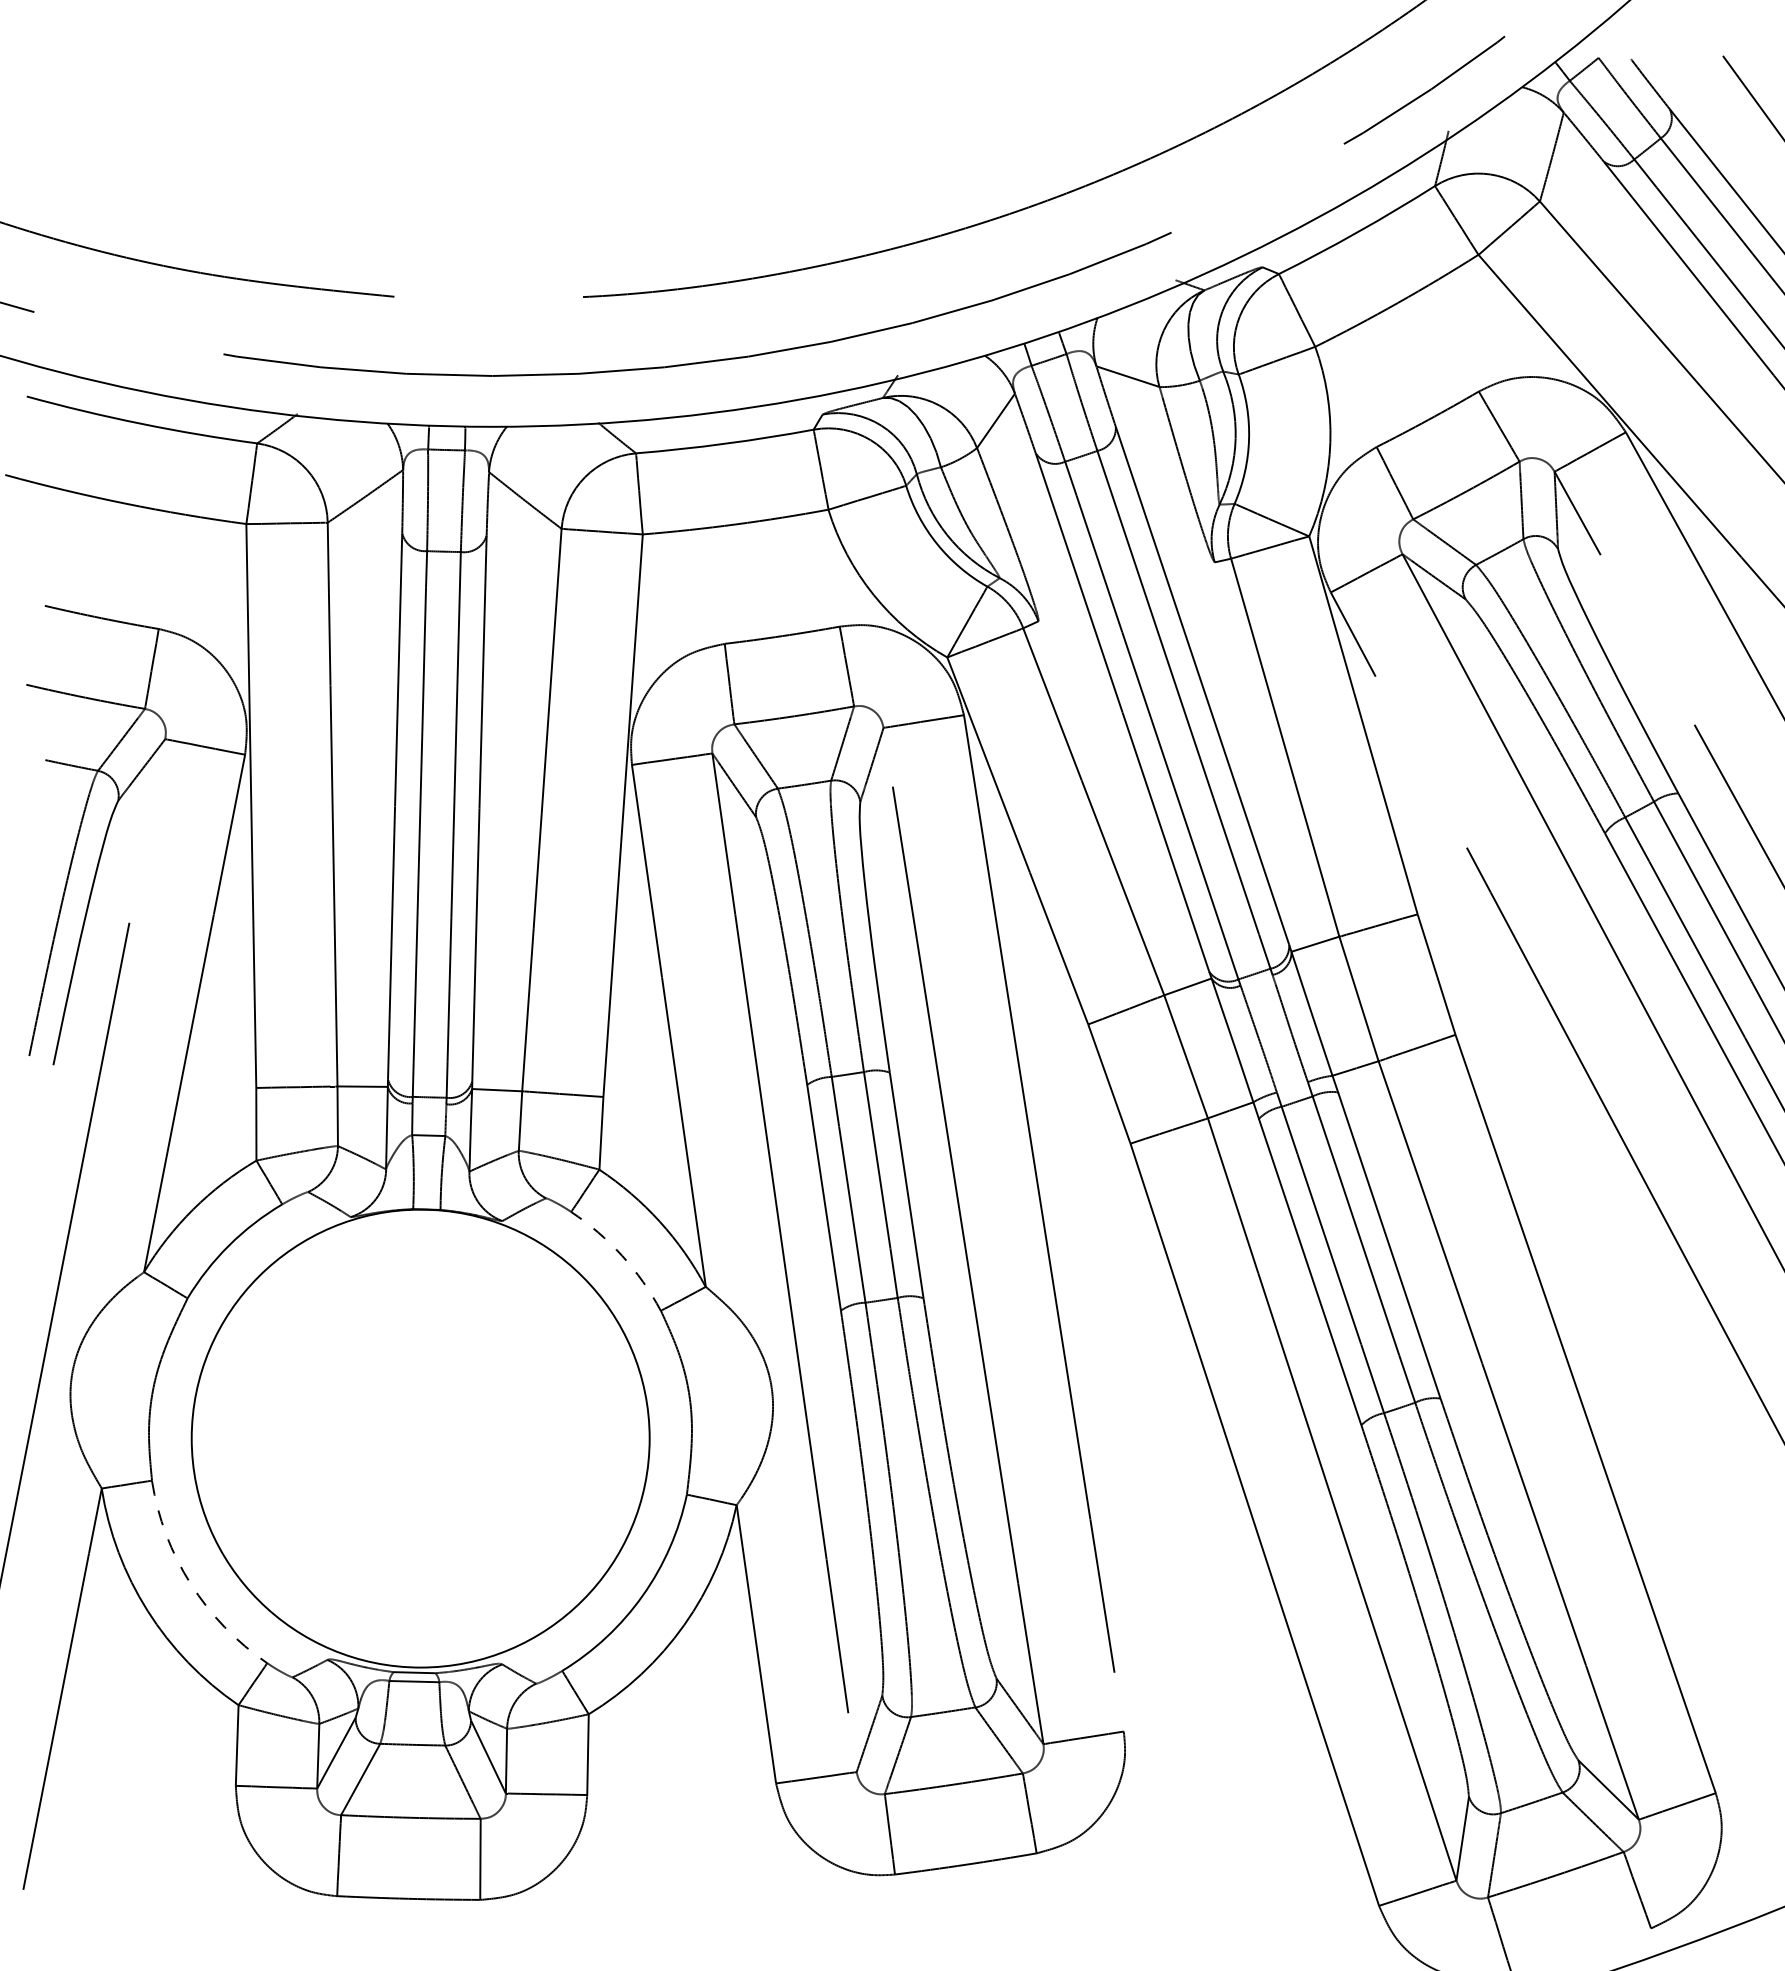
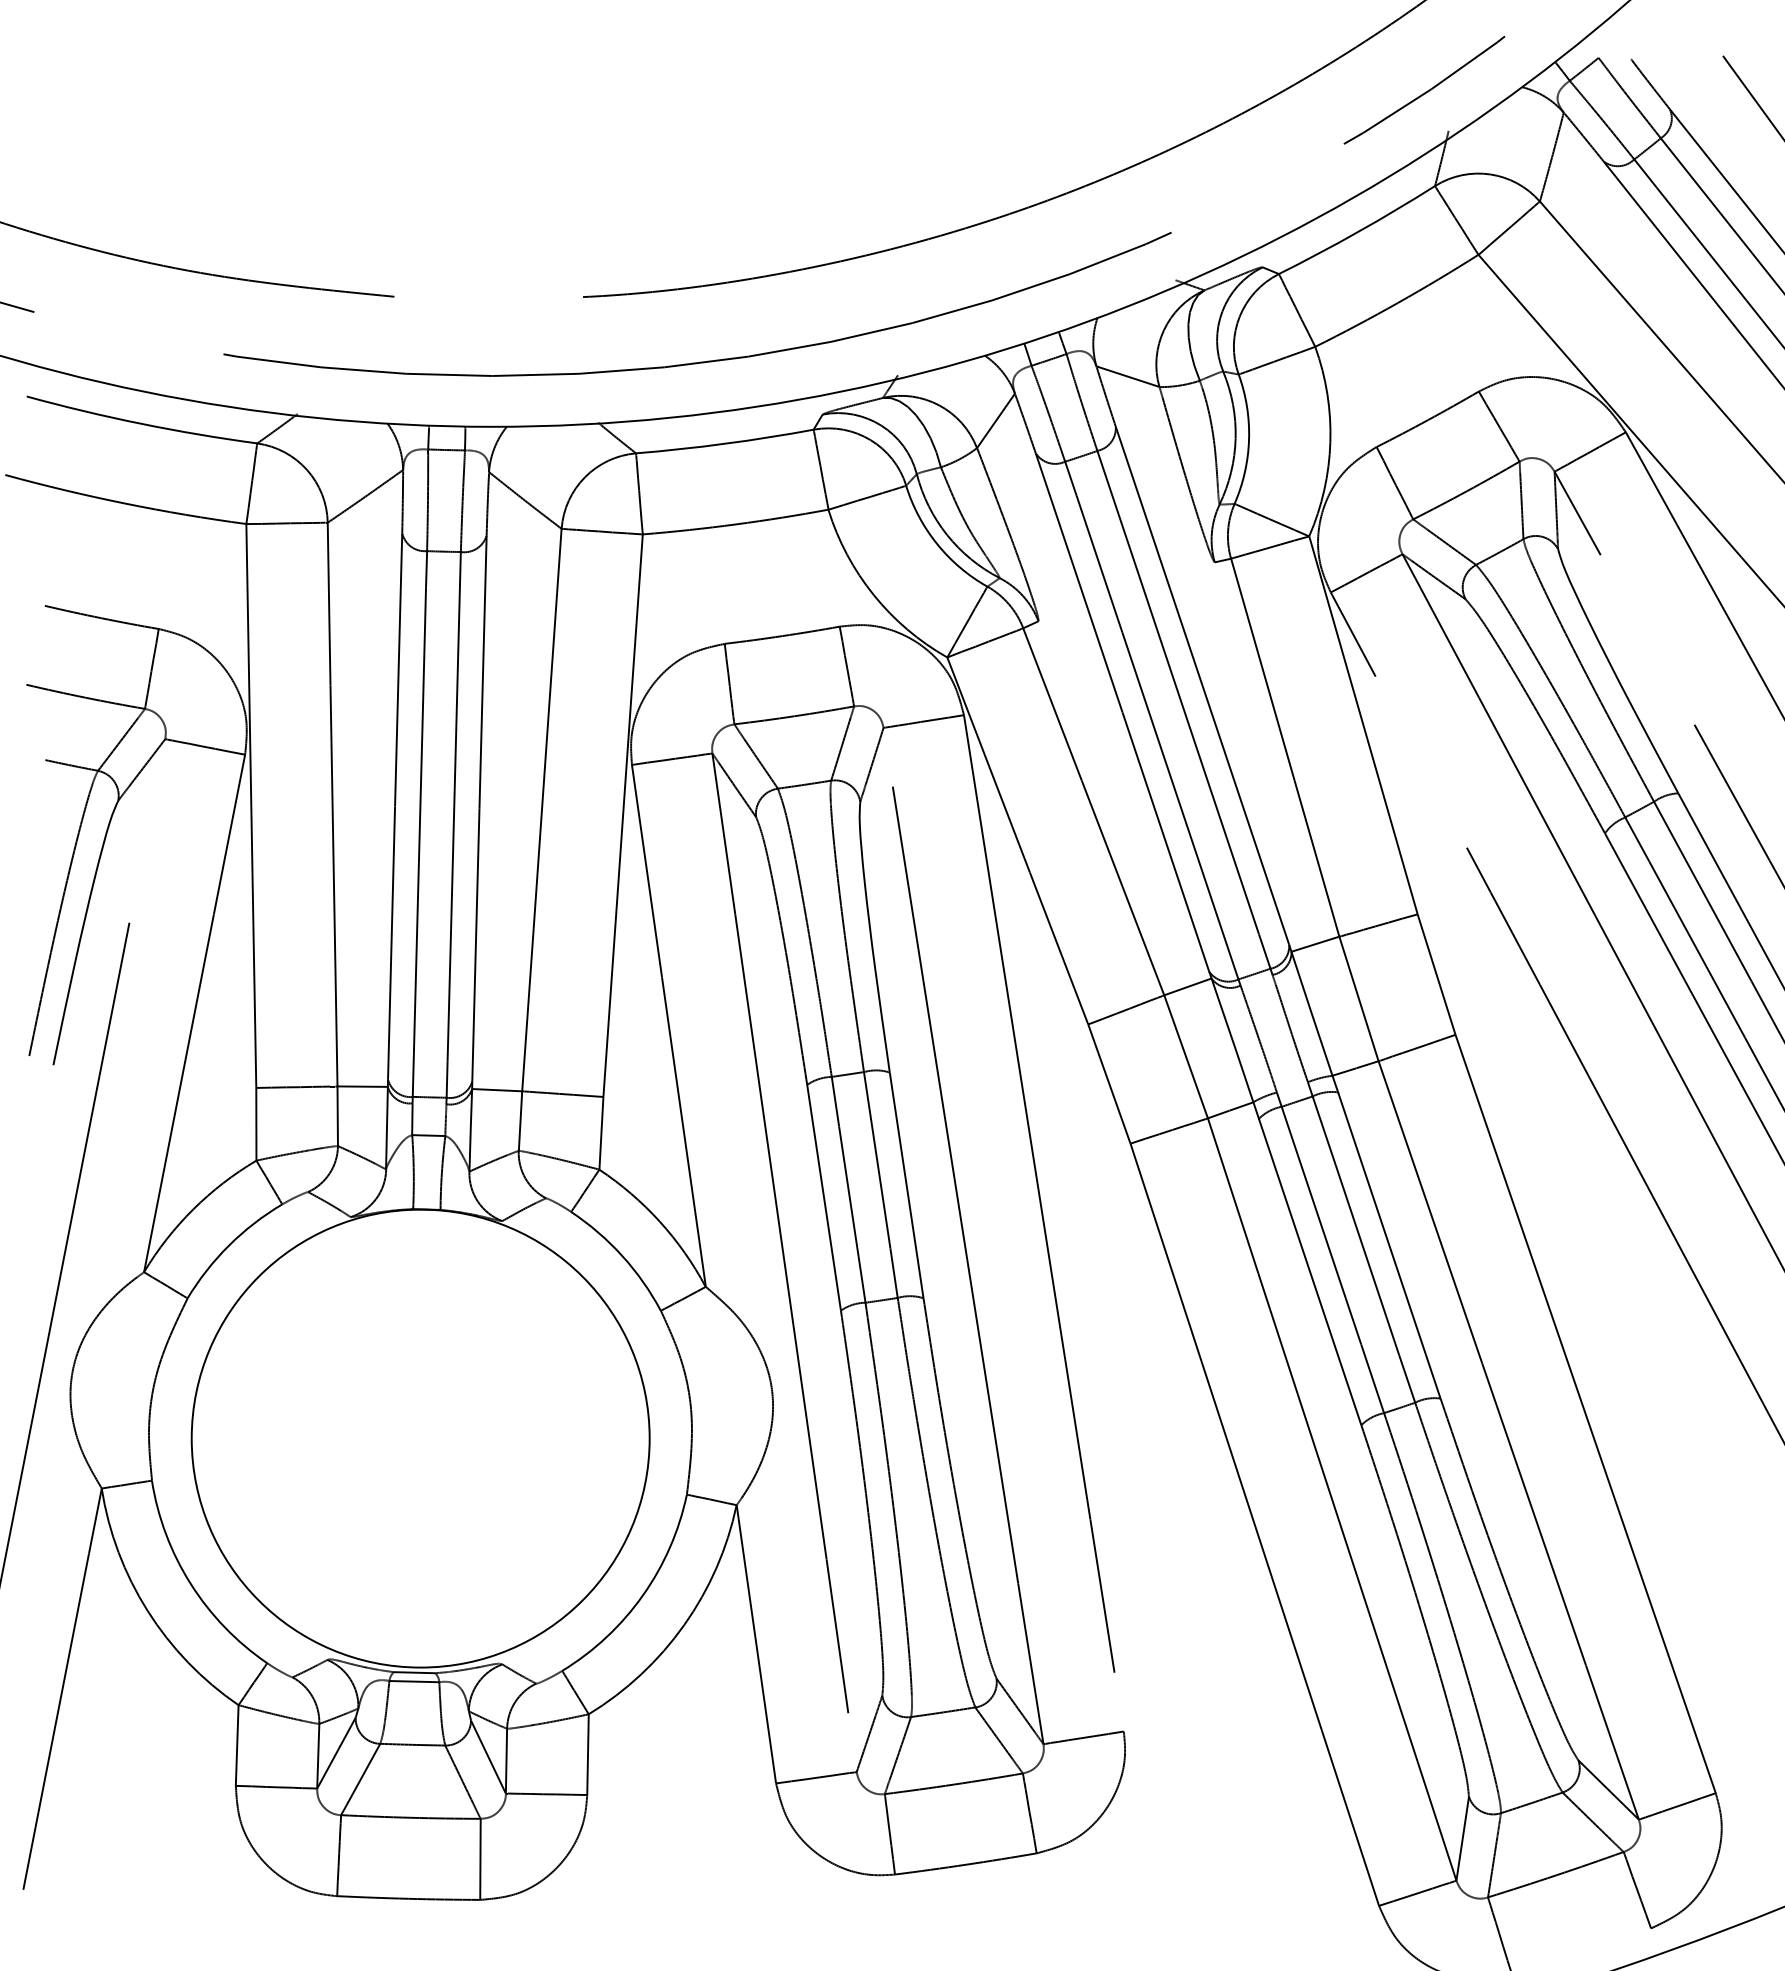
arc: dashed -> solid (622, 1255)
arc: dashed -> solid (190, 1583)
